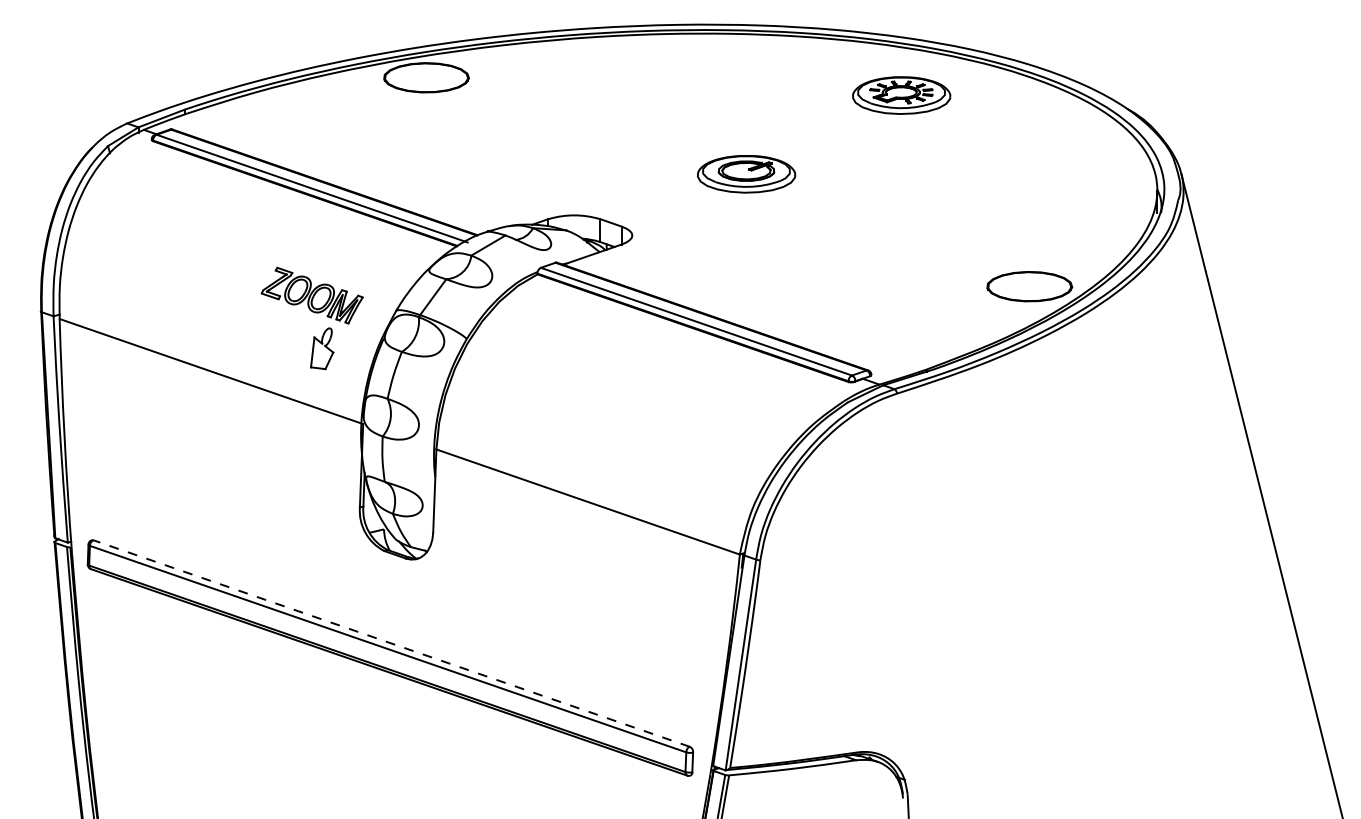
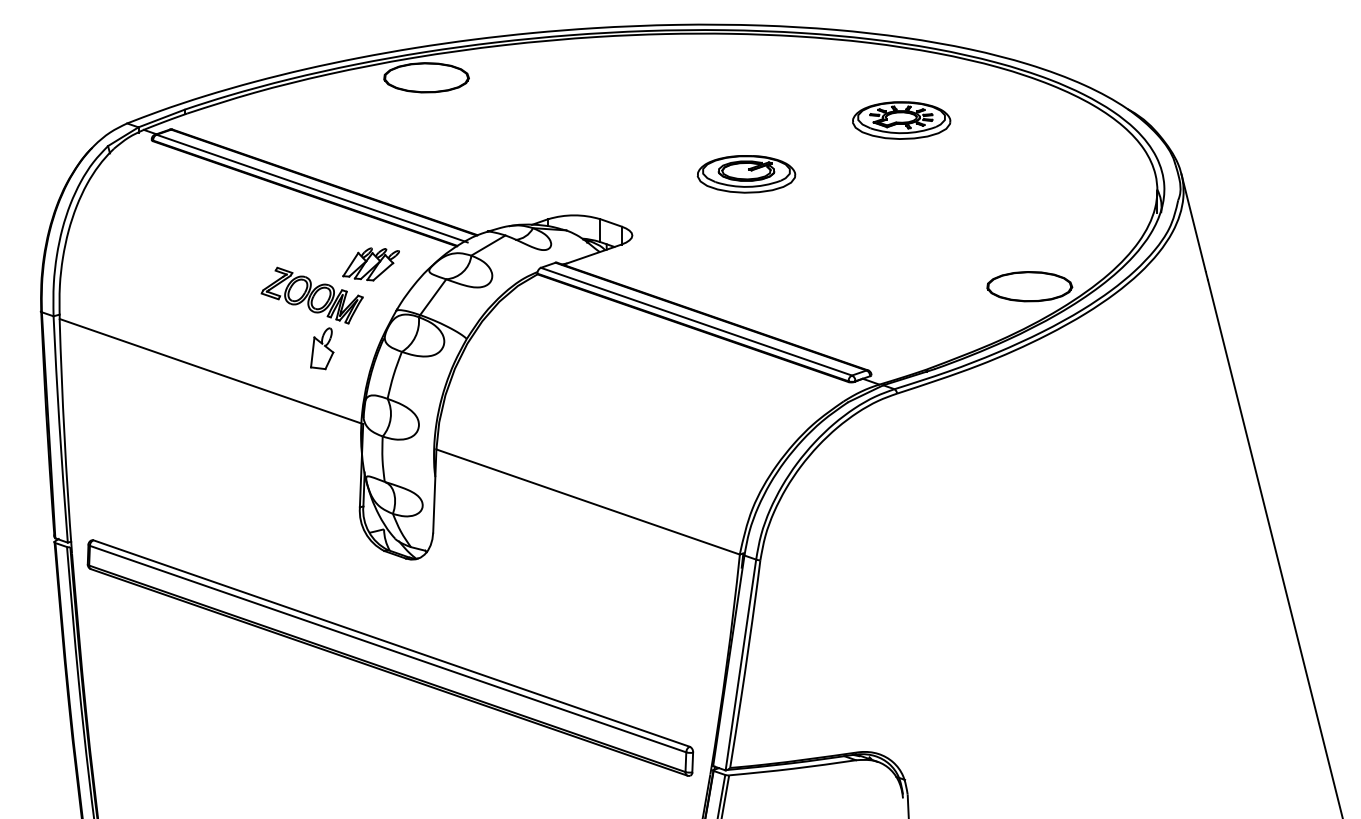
part position: (901, 95) -> (901, 120) (901, 120)
part: none -> present (370, 264)
line: dashed -> solid (391, 643)
